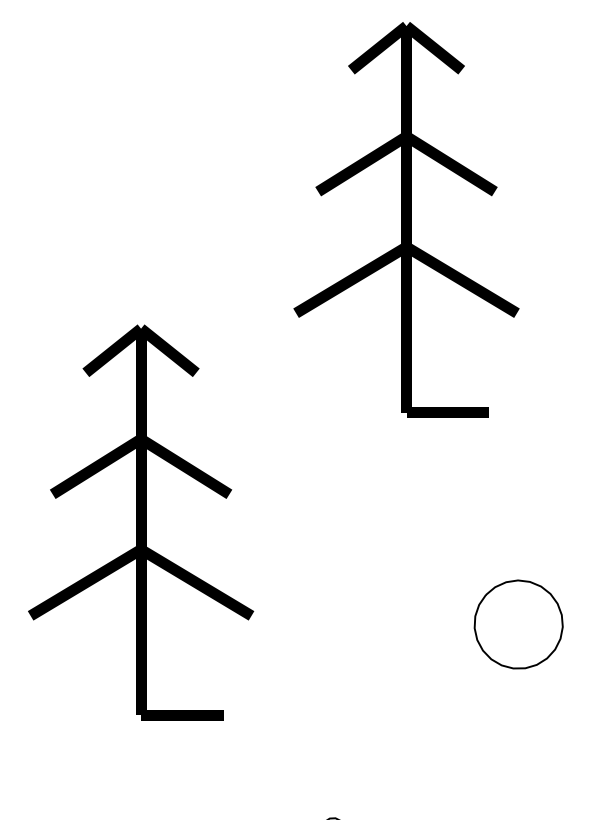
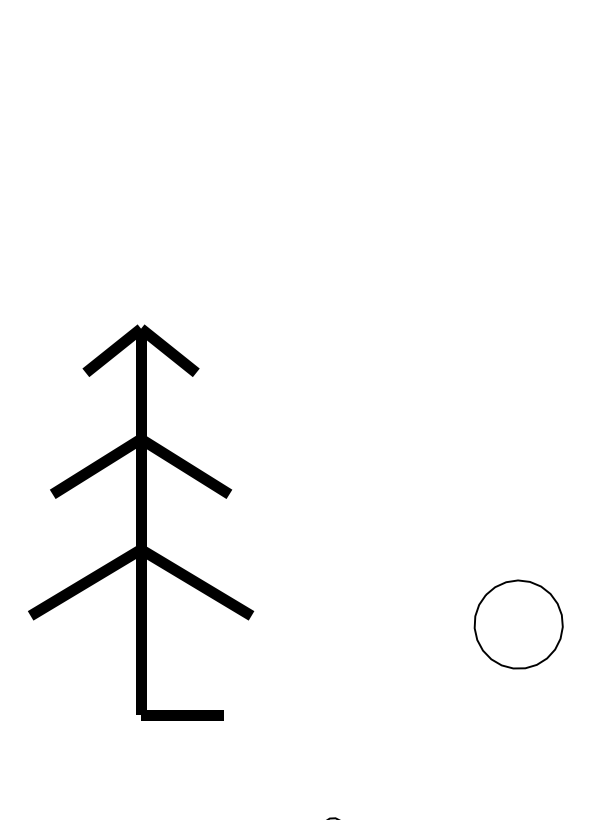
part: present -> none (406, 219)
